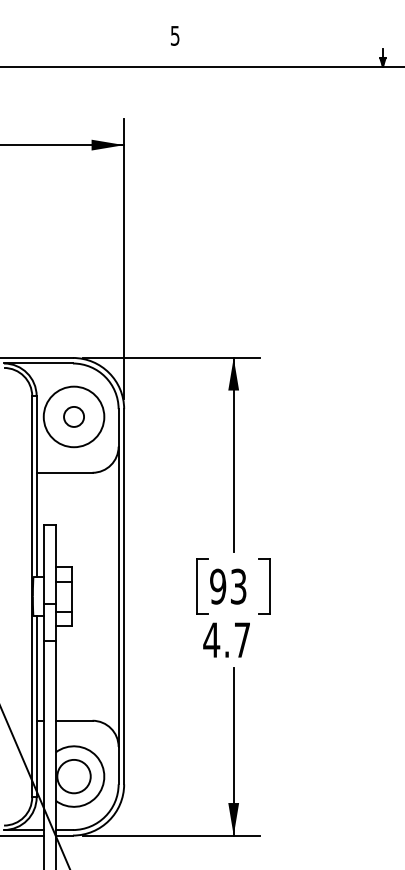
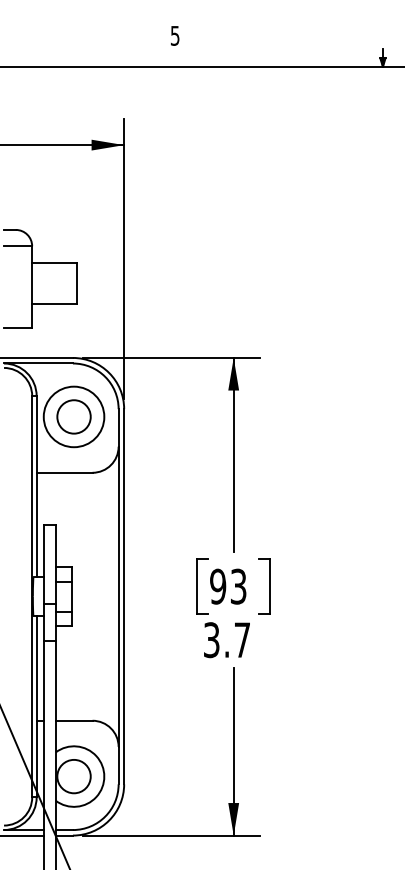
part: none -> present (40, 278)
circle diameter: 20 px -> 33 px (73, 416)
text: 4.7 -> 3.7 (211, 640)
